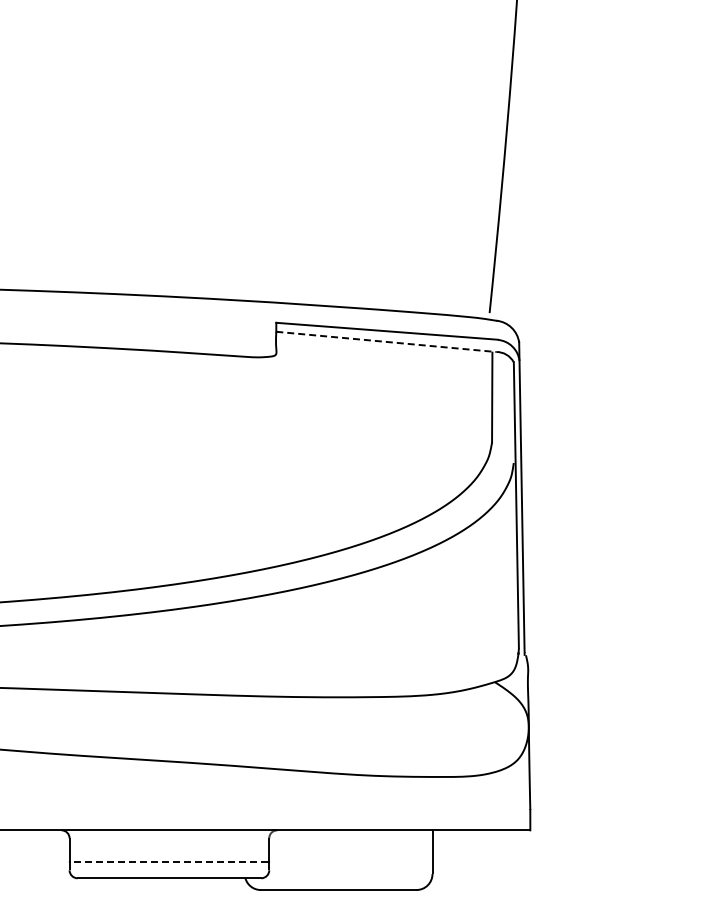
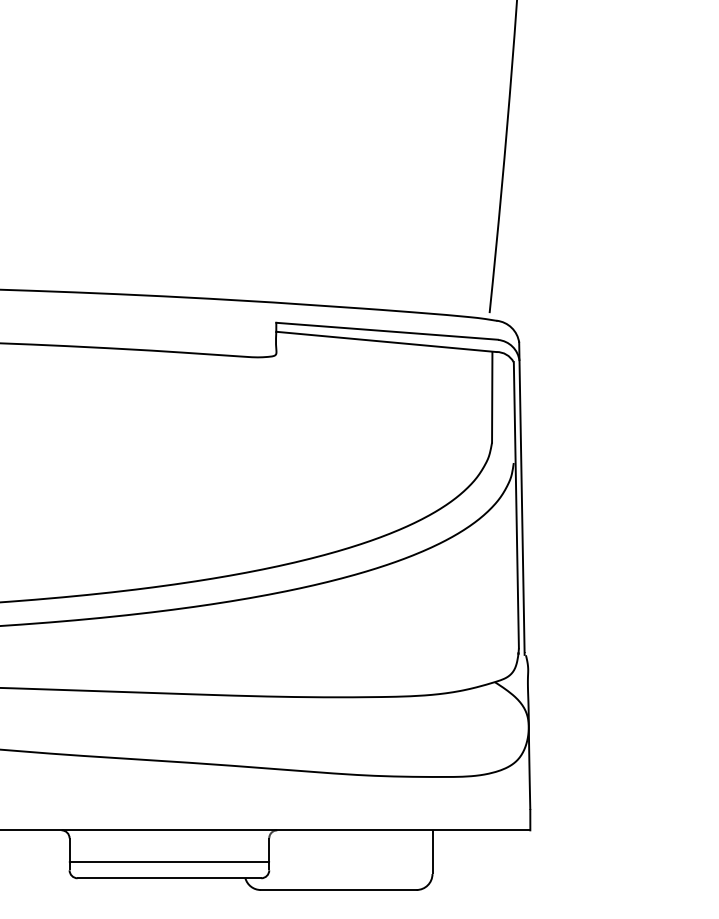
line: dashed -> solid (386, 341)
line: dashed -> solid (168, 862)
